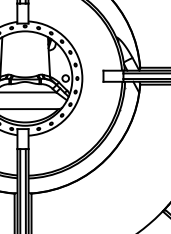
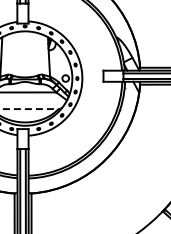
line: solid -> dashed (29, 109)
